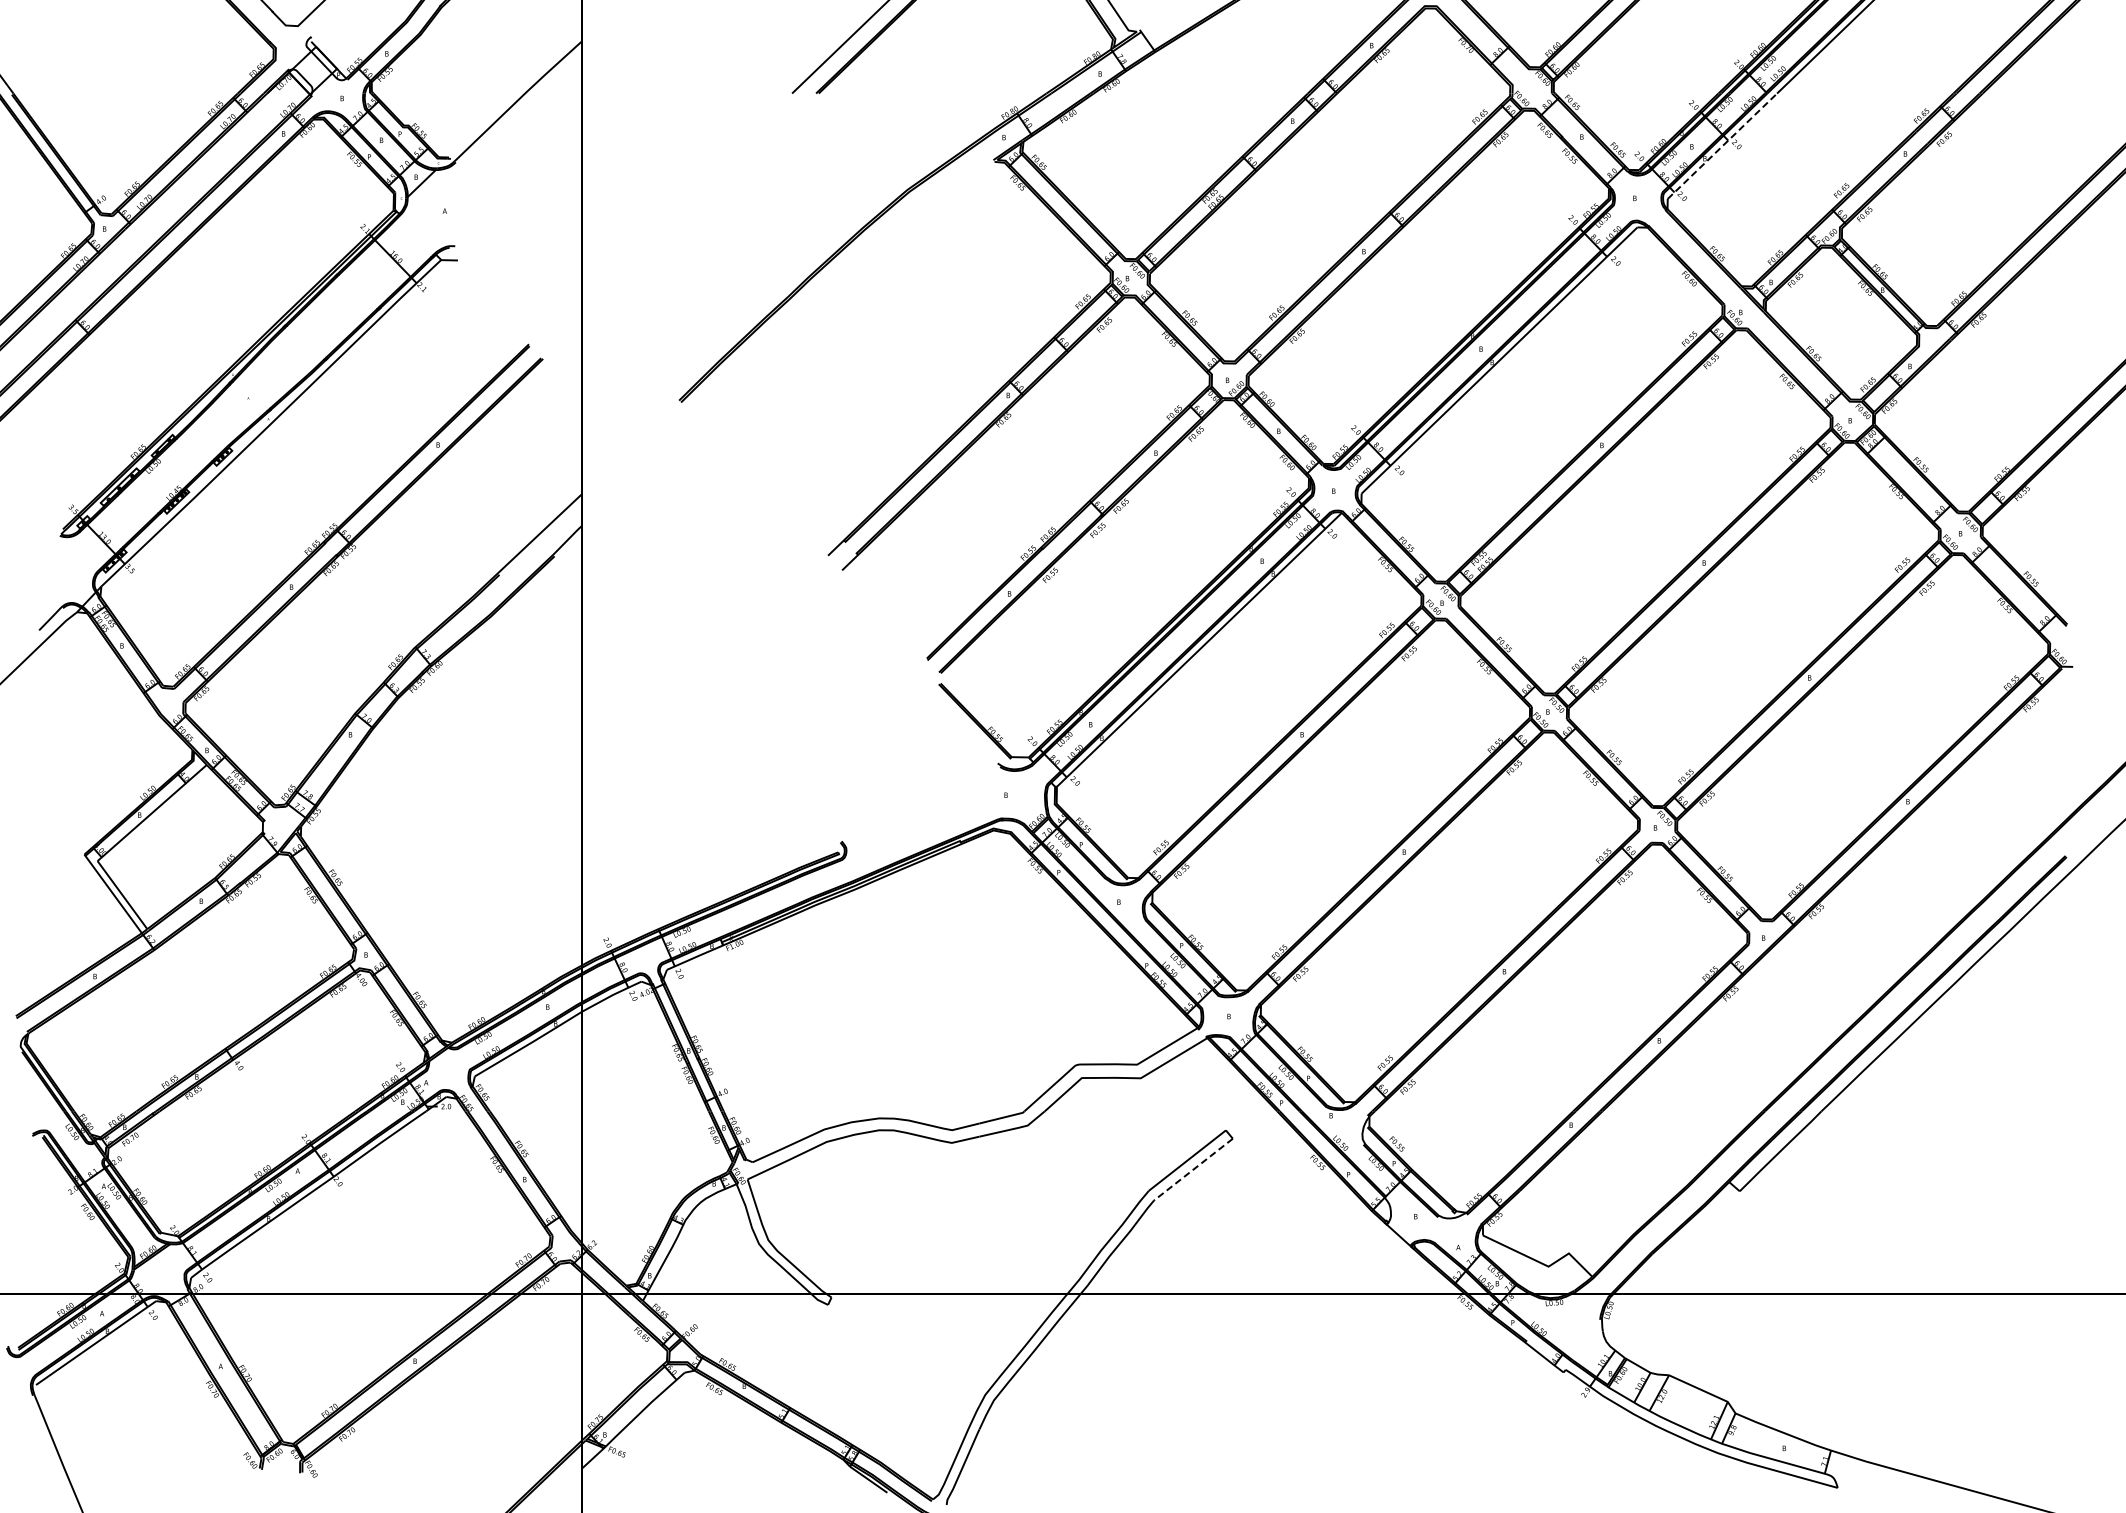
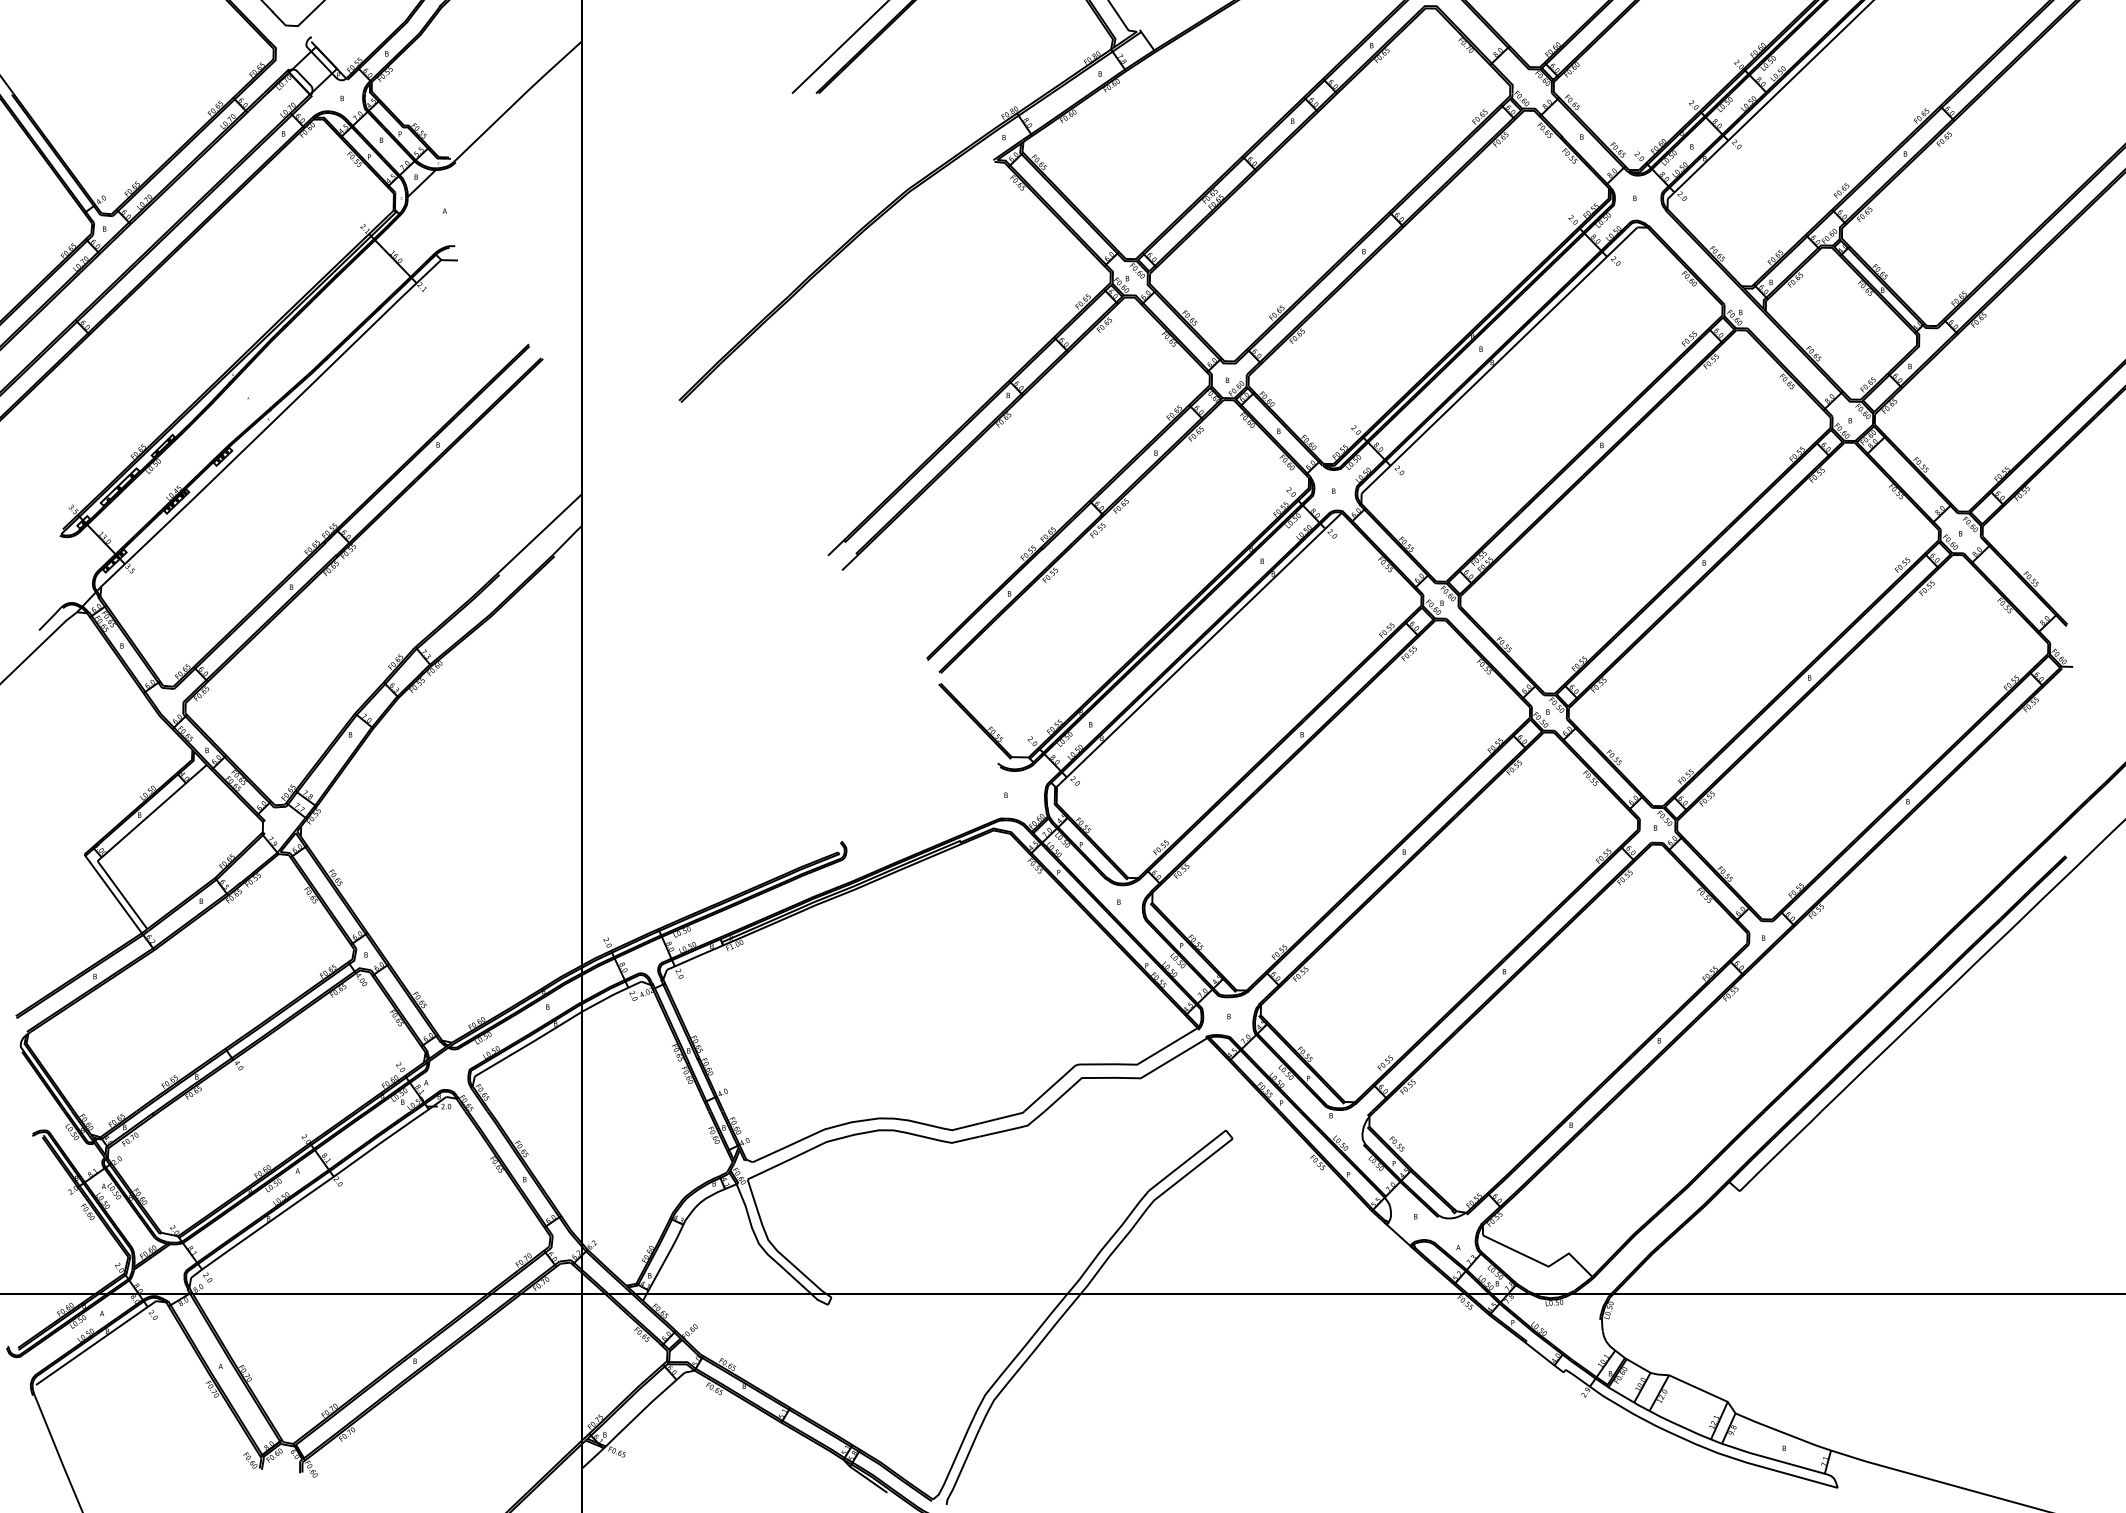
line: dashed -> solid (1722, 146)
line: dashed -> solid (1193, 1169)
